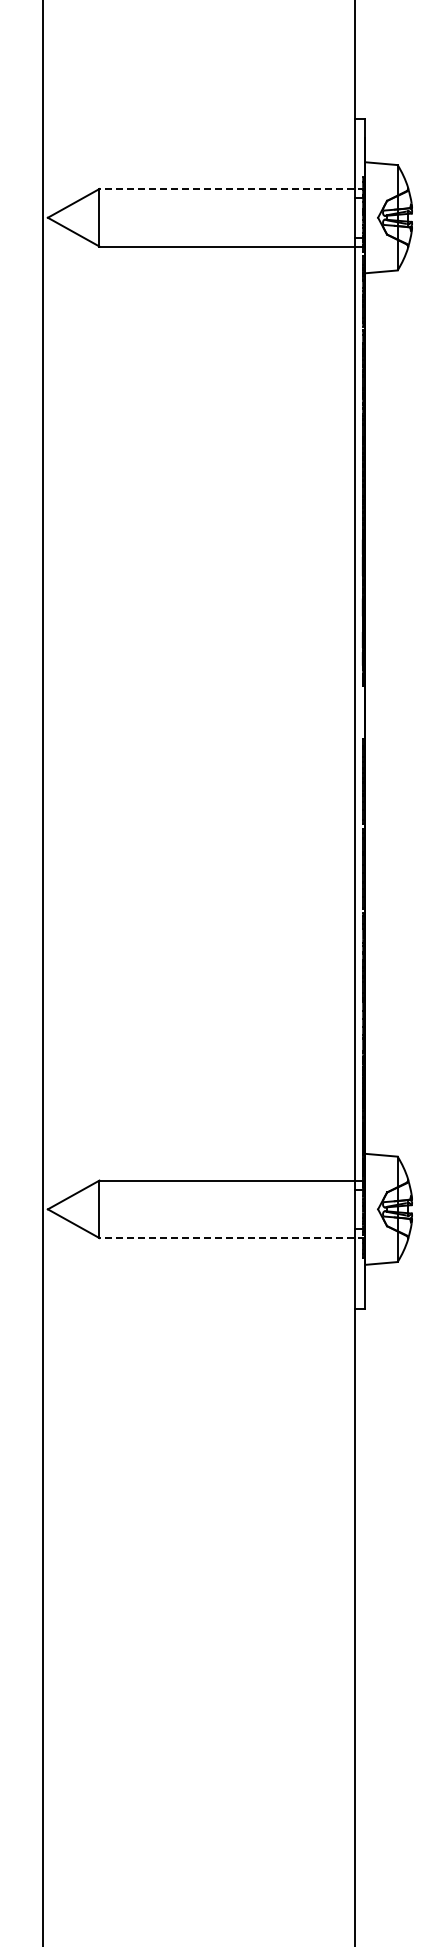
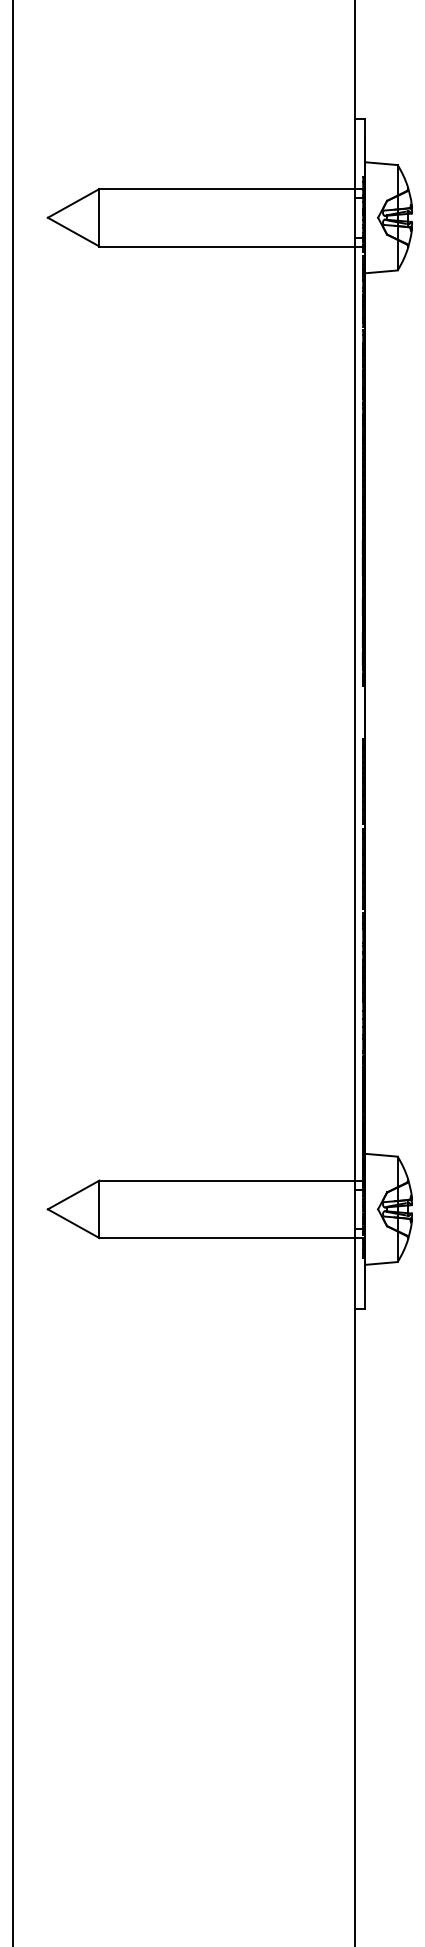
line: dashed -> solid (232, 189)
line position: (42, 972) -> (12, 972) (12, 972)
line: dashed -> solid (232, 1238)
